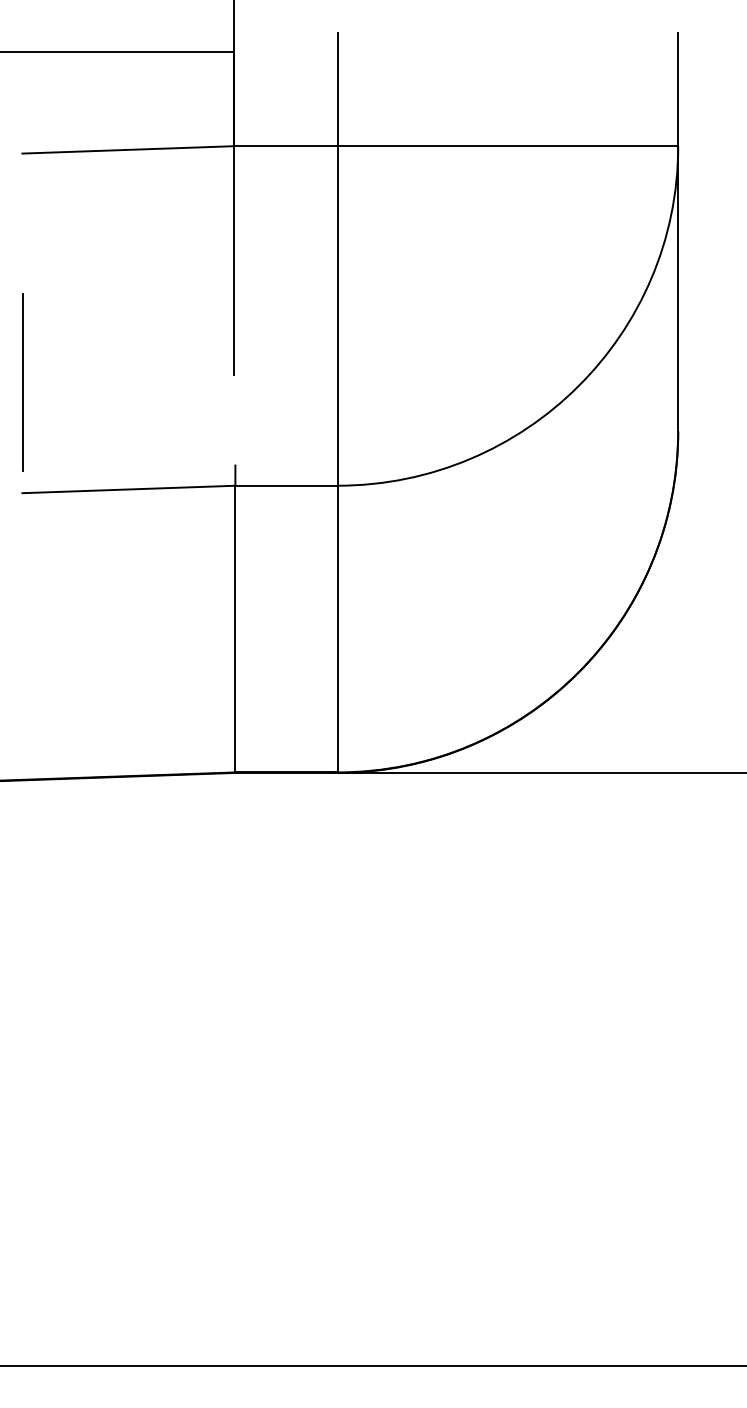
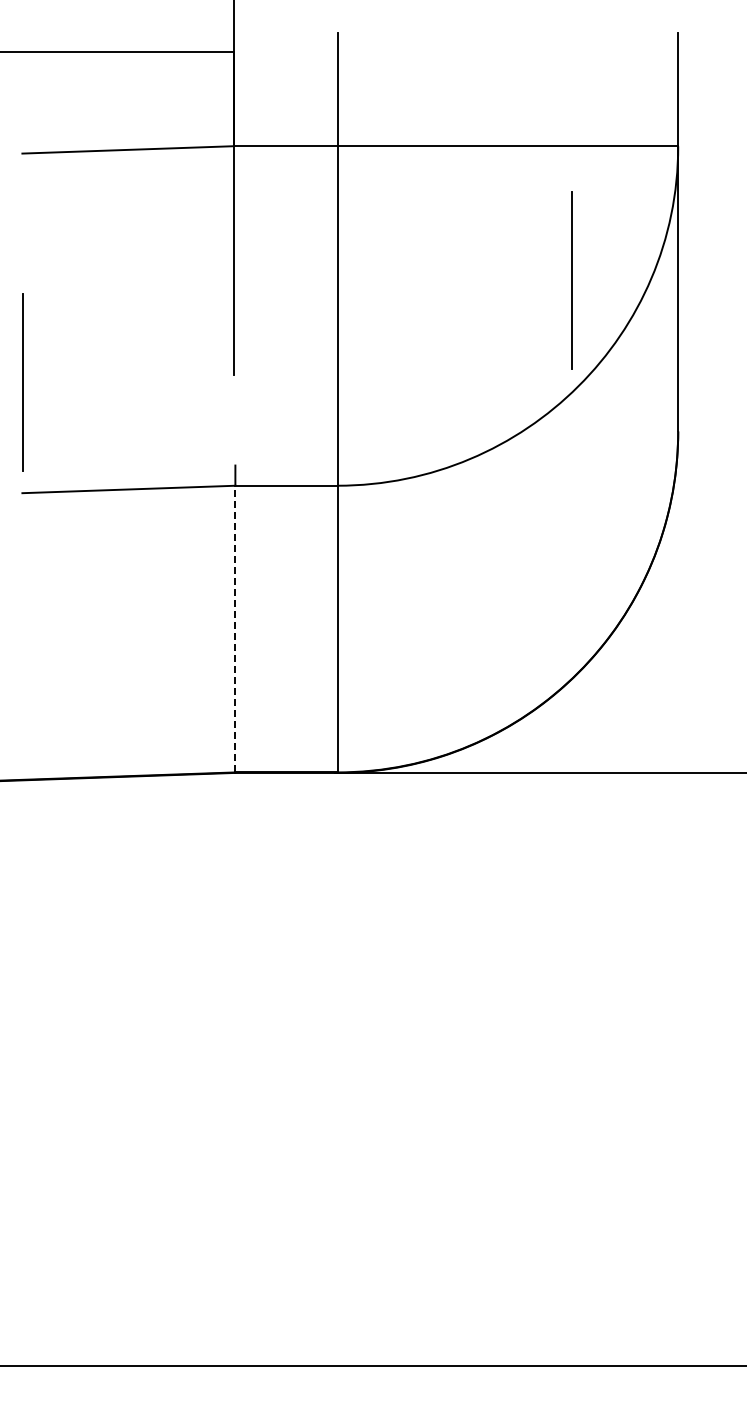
line: none -> present (571, 280)
line: solid -> dashed (235, 628)
